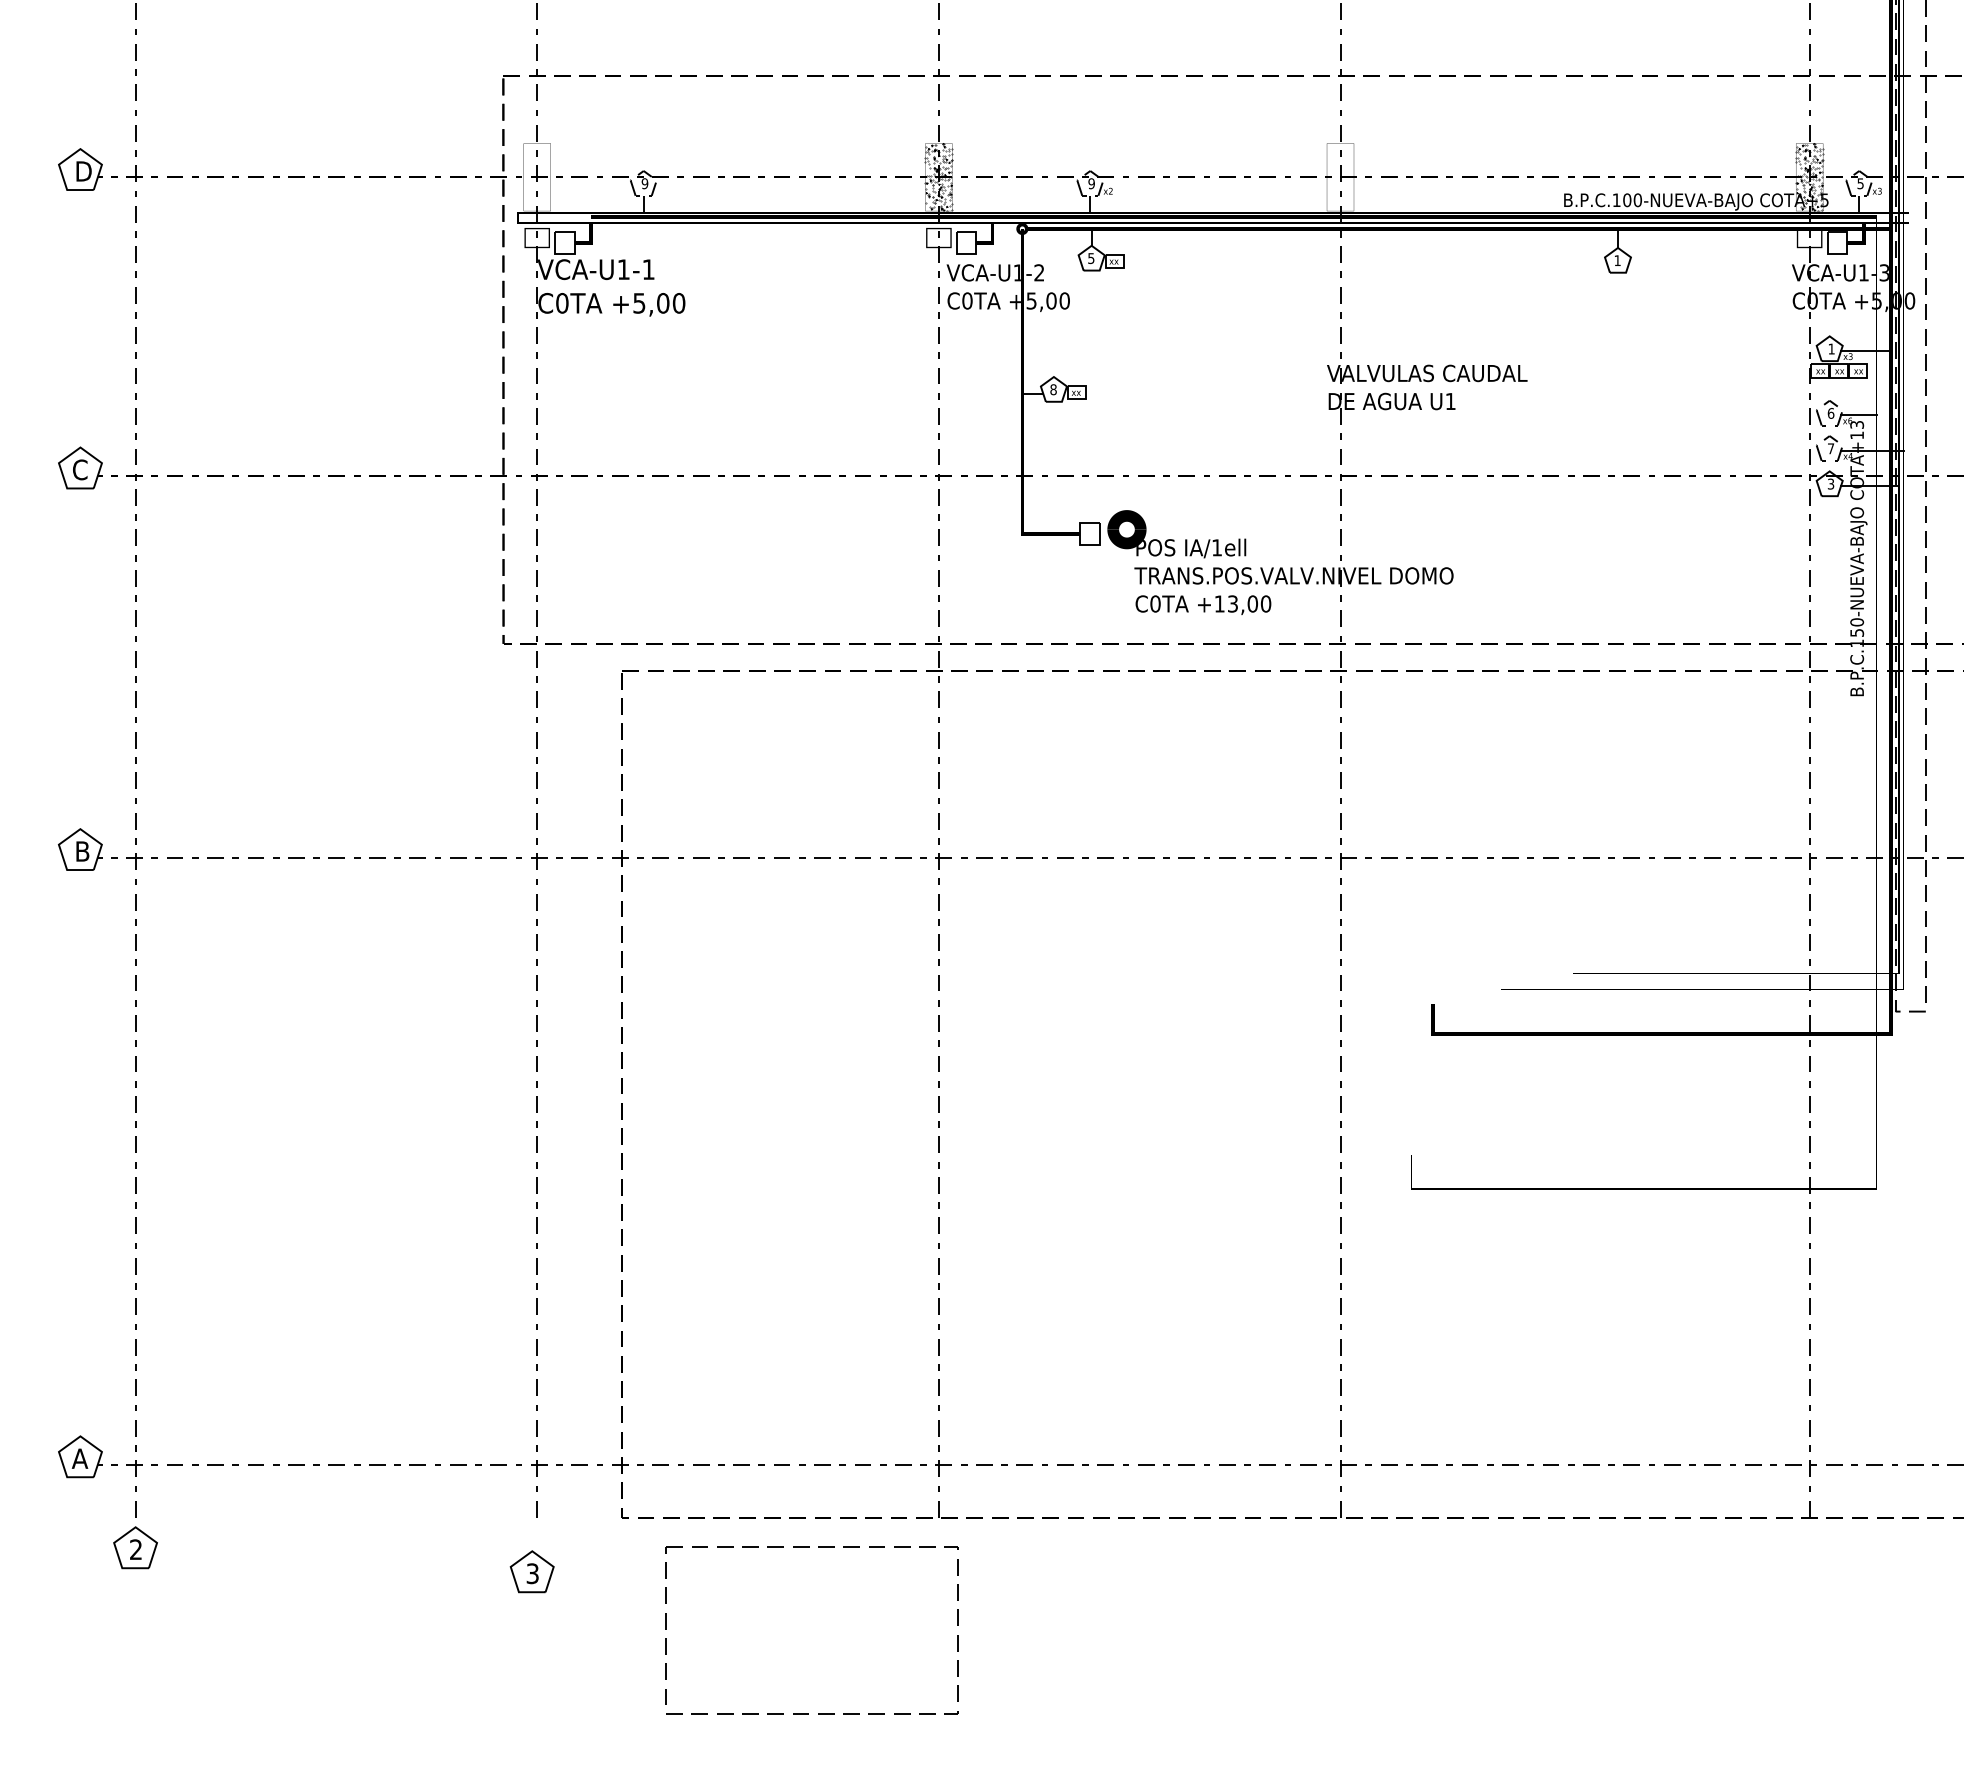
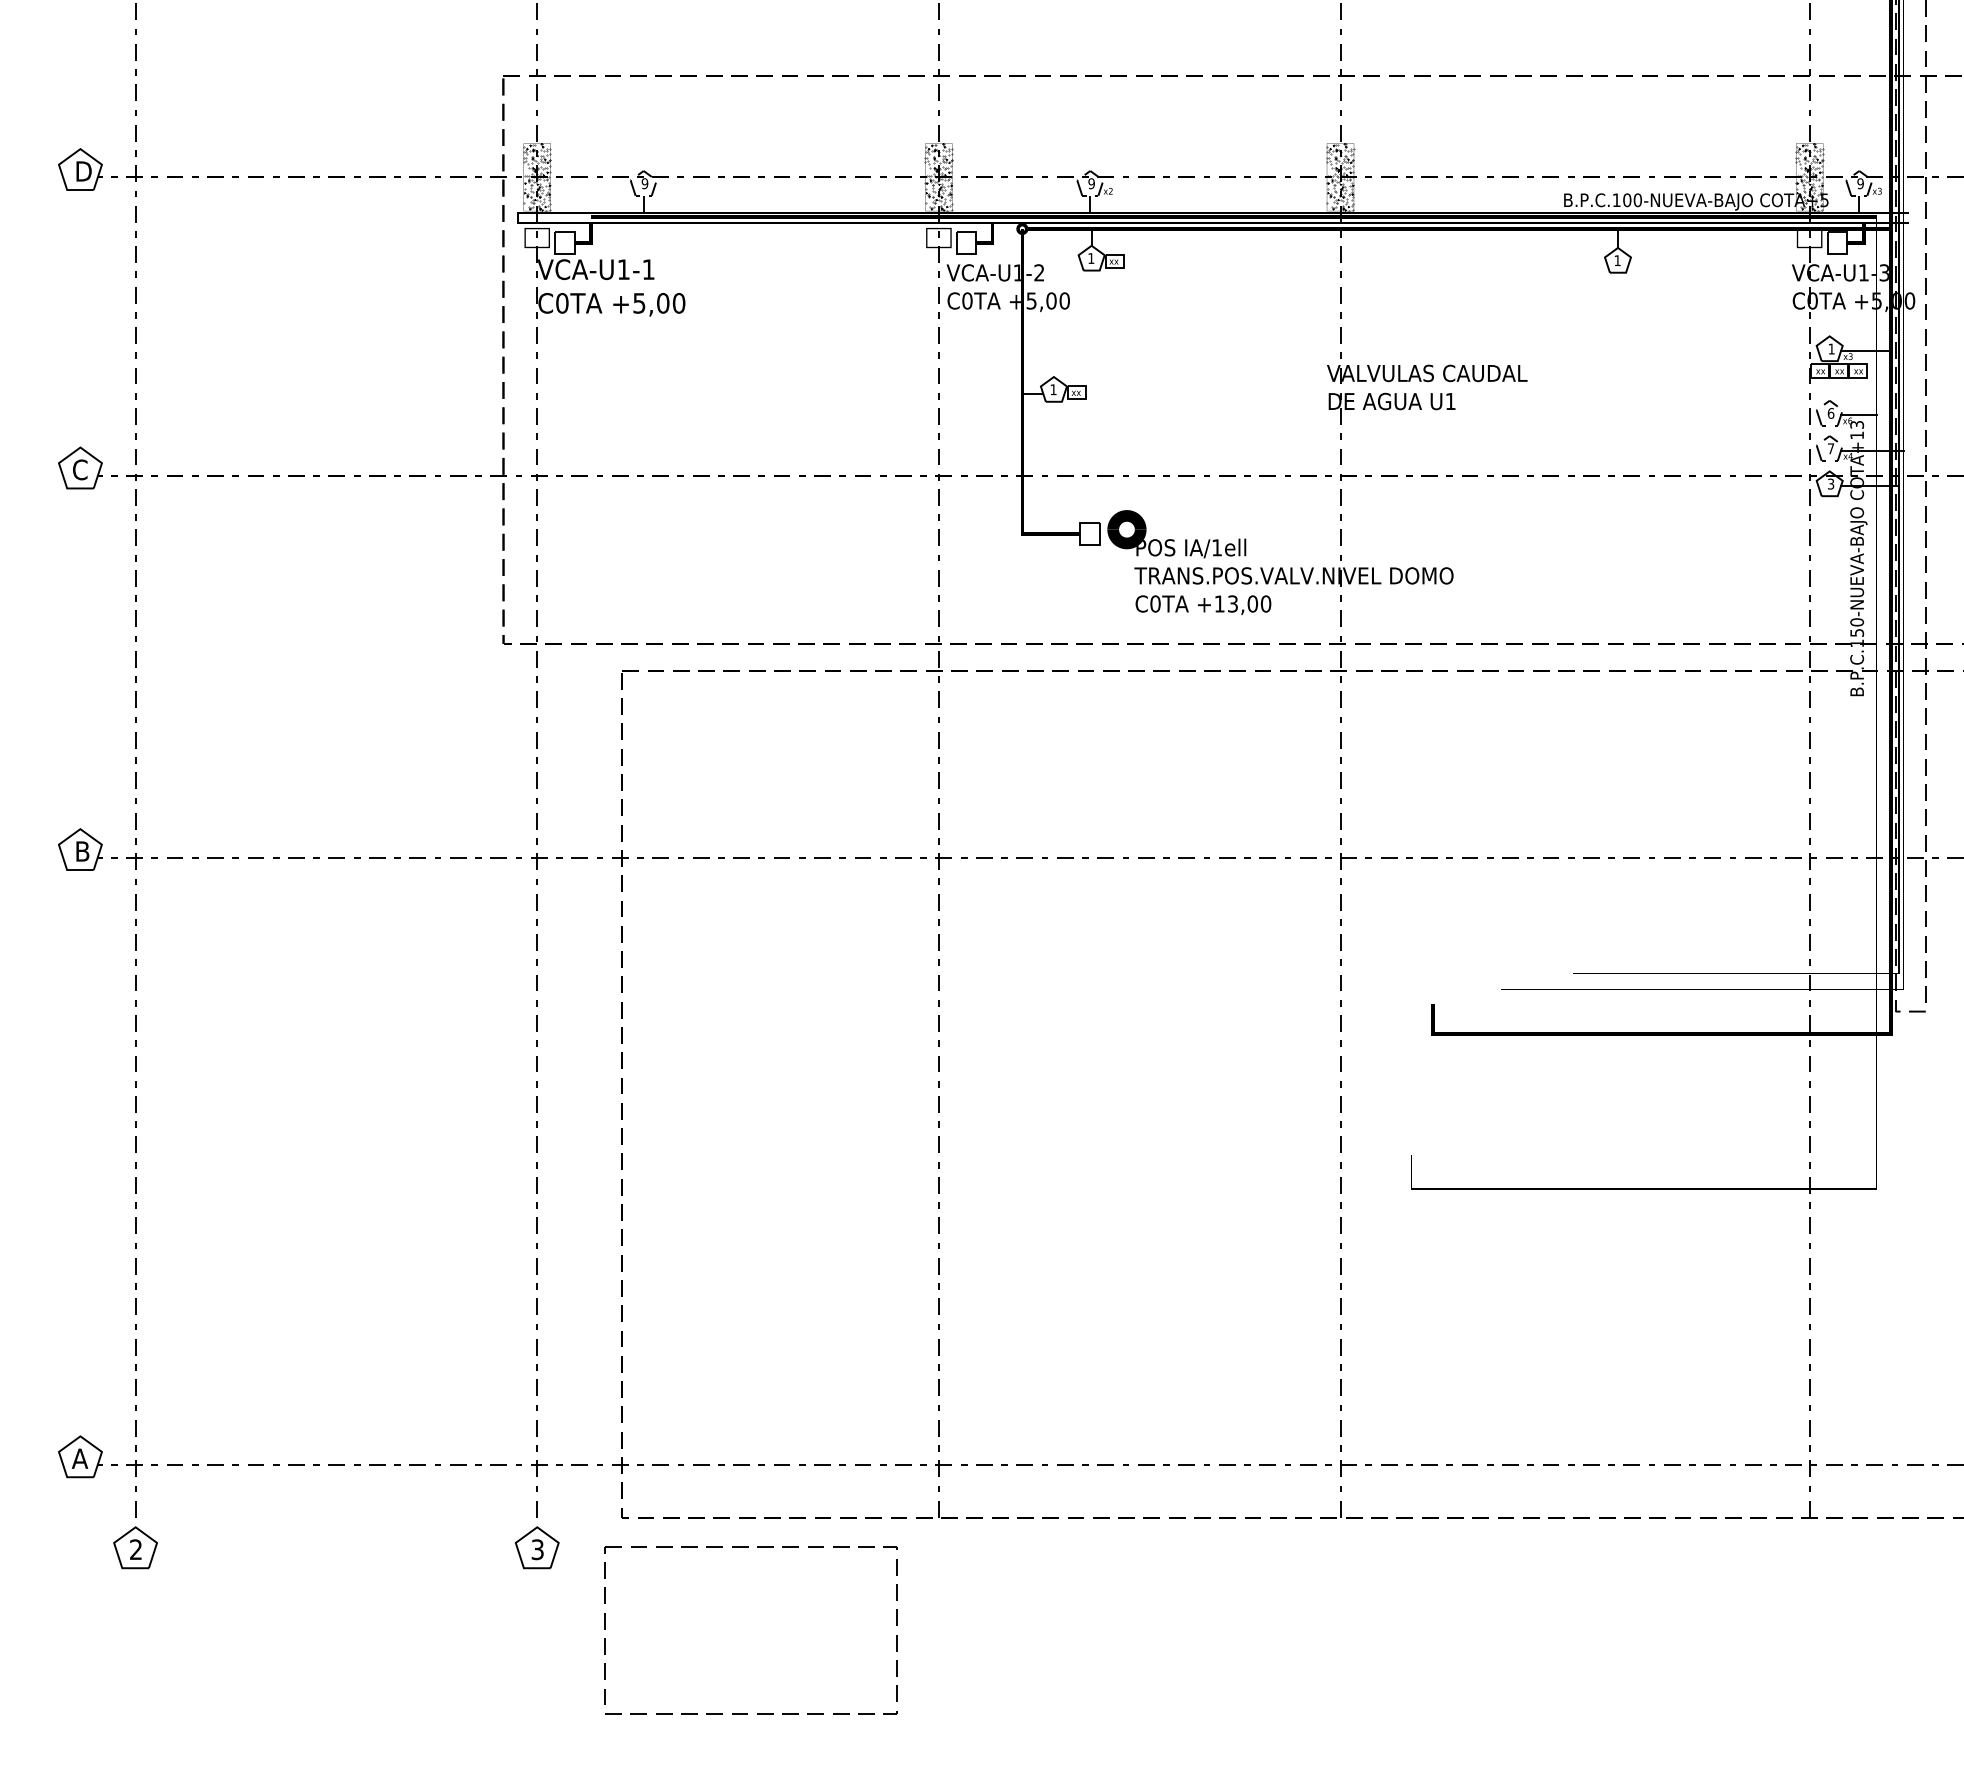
hatch: none -> present (536, 177)
hatch: none -> present (1340, 177)
text: 5 -> 9 (1860, 183)
text: 5 -> 1 (1091, 258)
text: 8 -> 1 (1053, 389)
part position: (809, 1547) -> (748, 1547) (748, 1547)
part position: (531, 1571) -> (536, 1547) (536, 1547)
